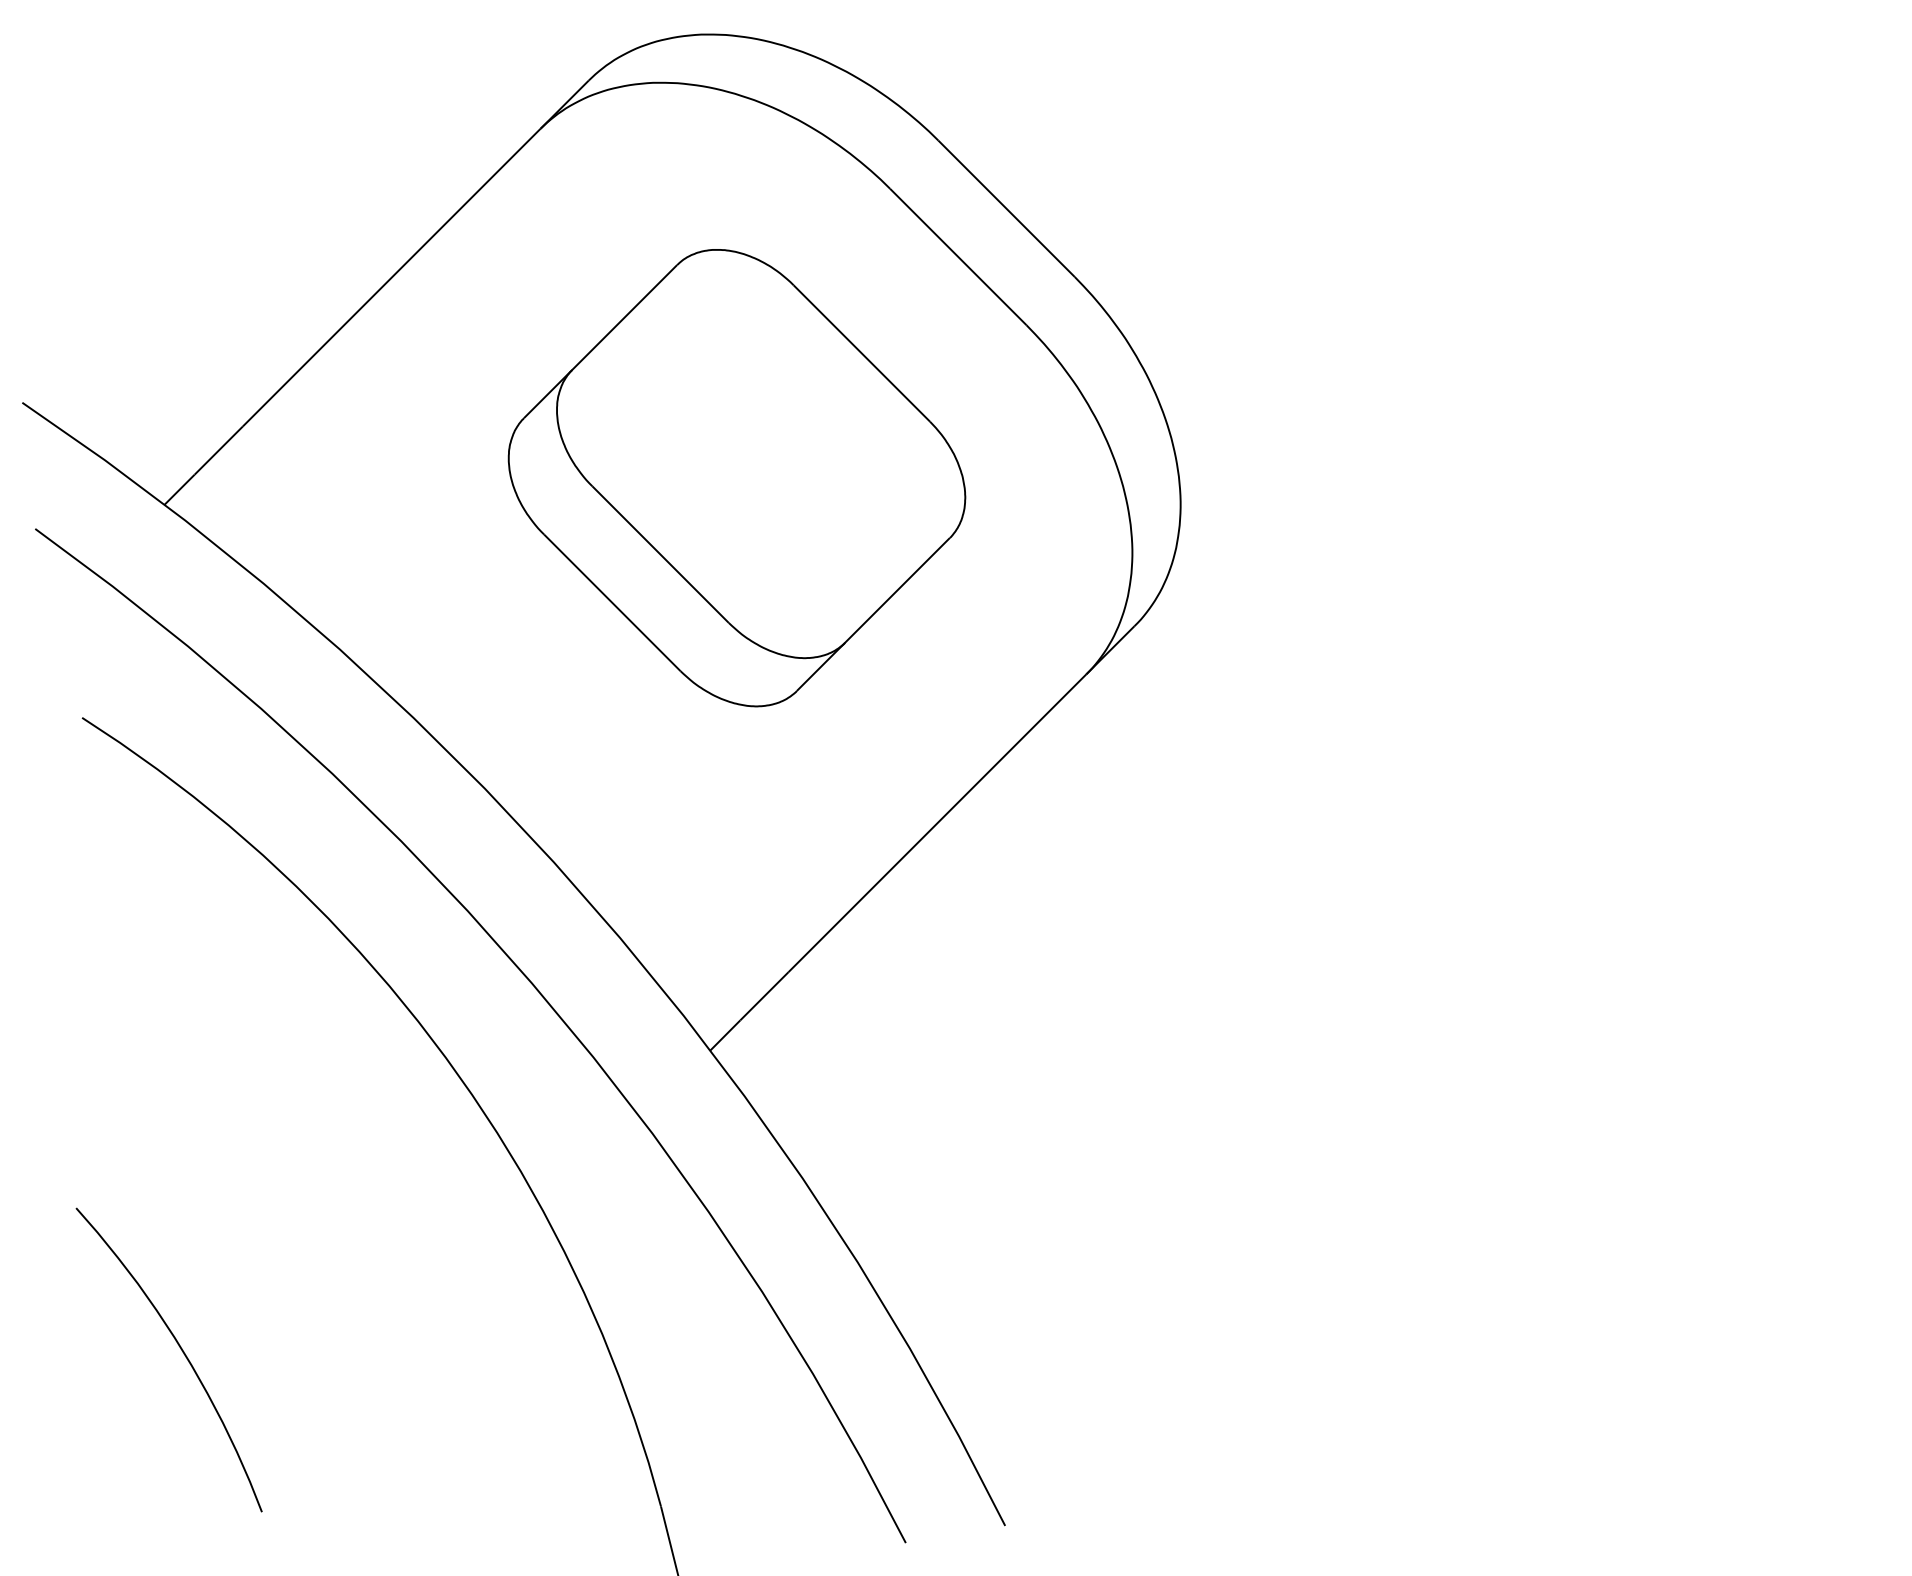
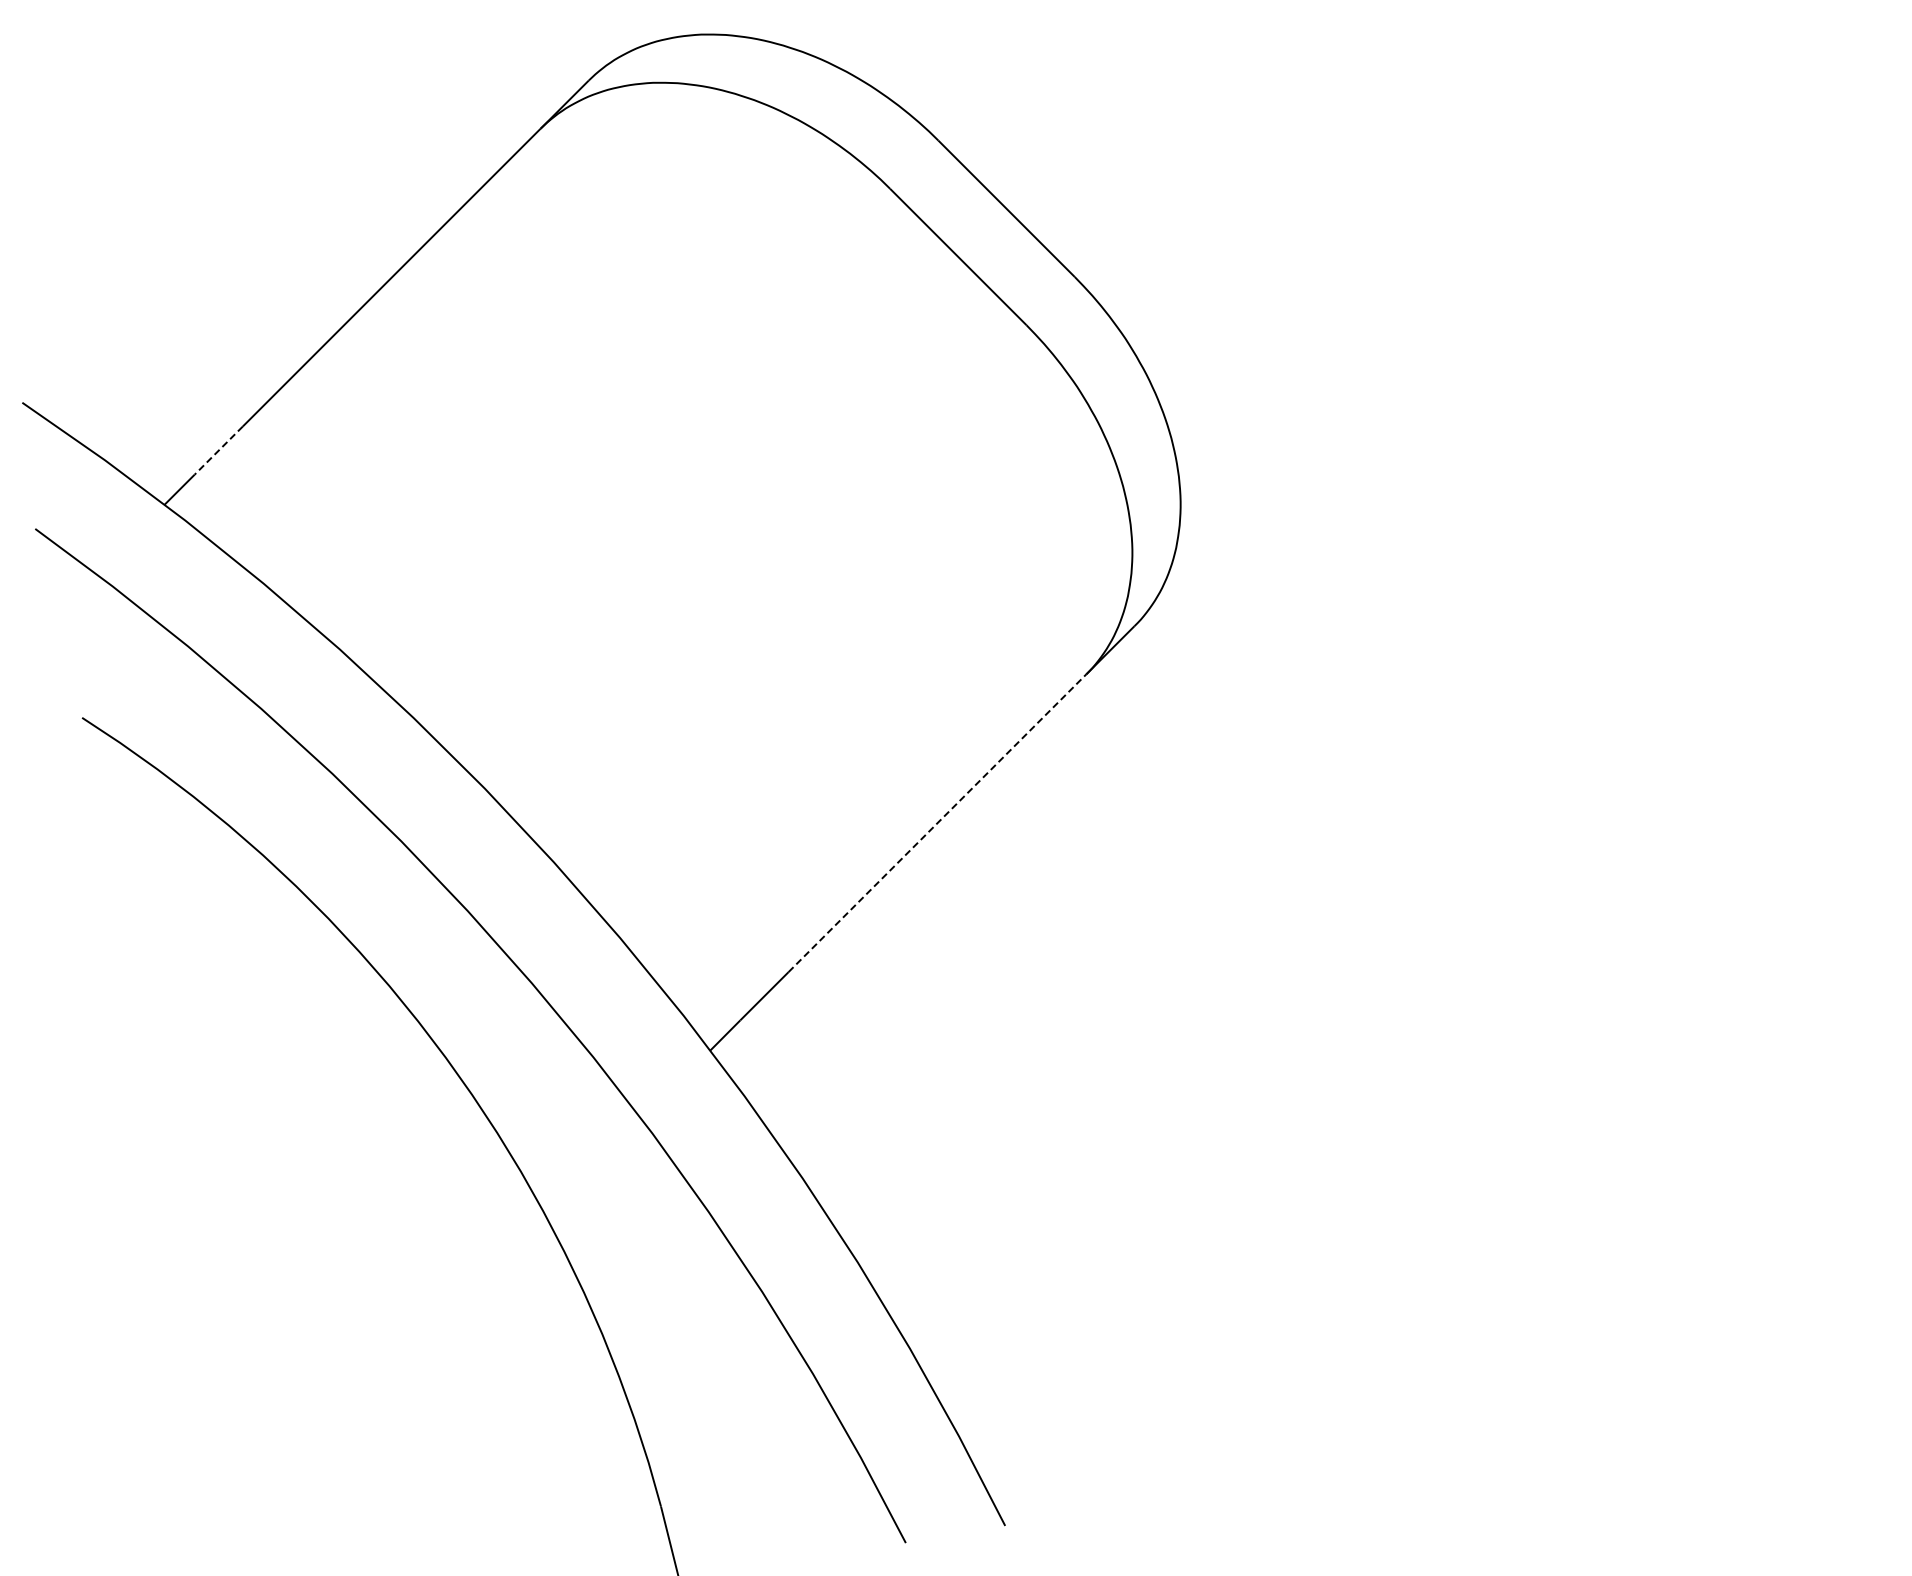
line: solid -> dashed (218, 450)
part: present -> none (736, 478)
line: solid -> dashed (937, 823)
curve: present -> none (180, 1349)
